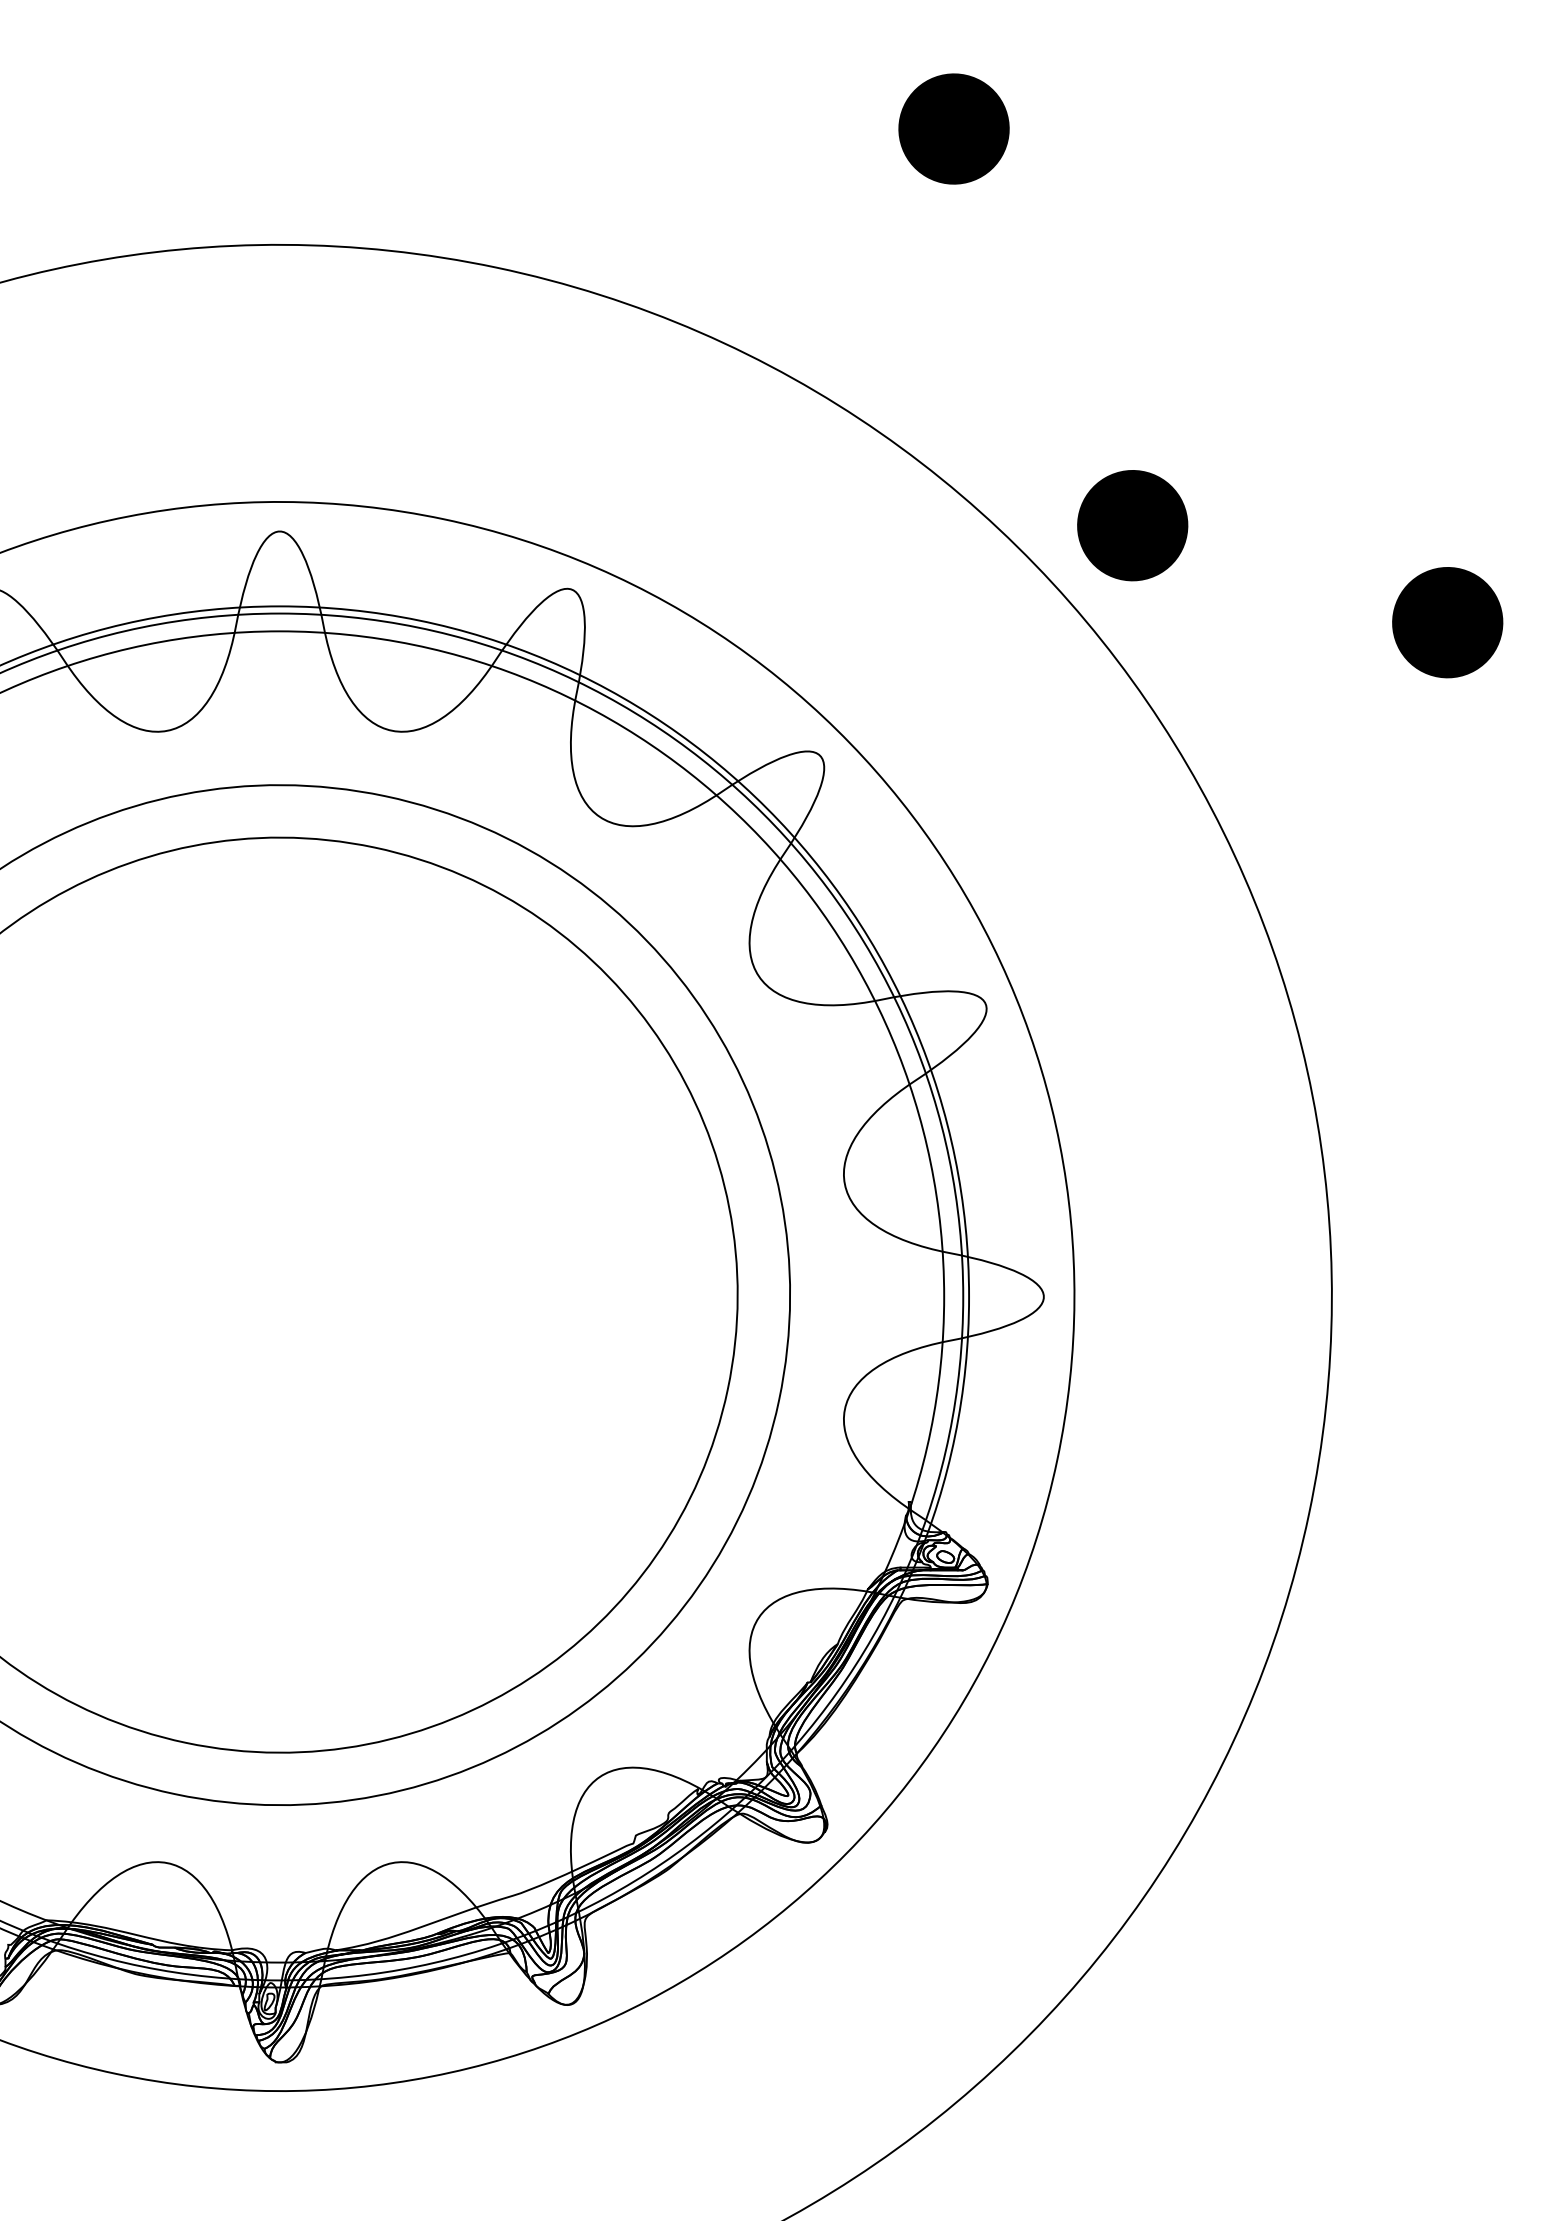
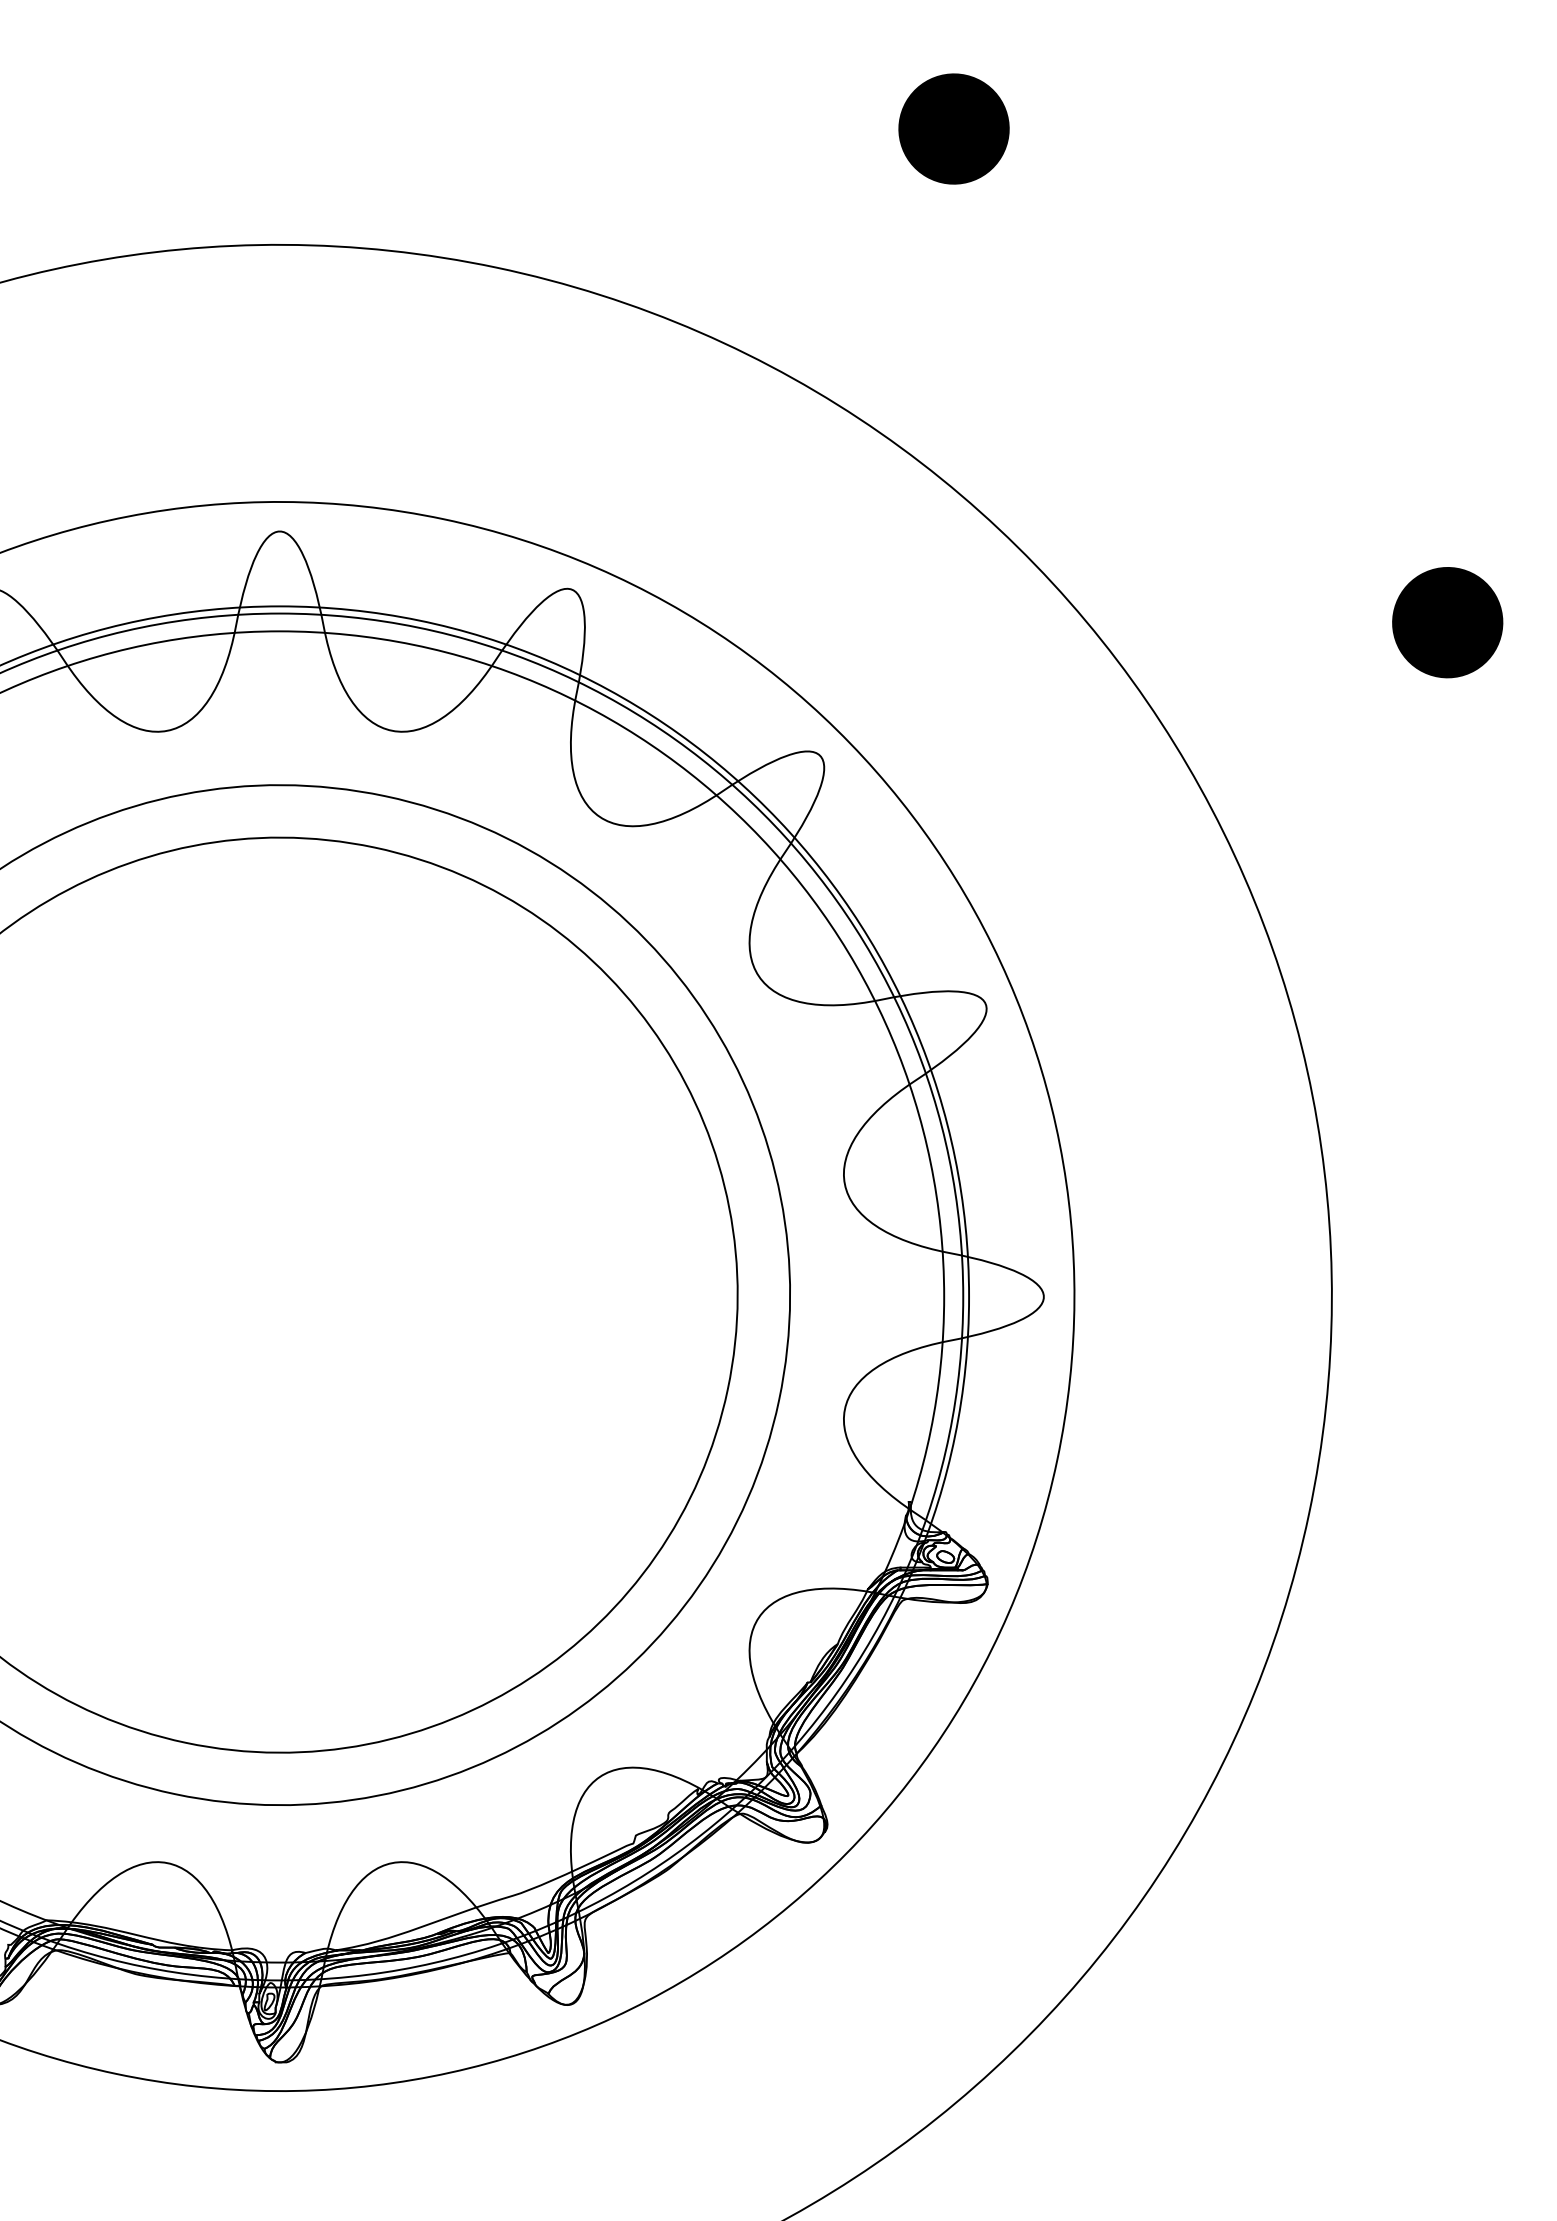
part: present -> none (1132, 525)
